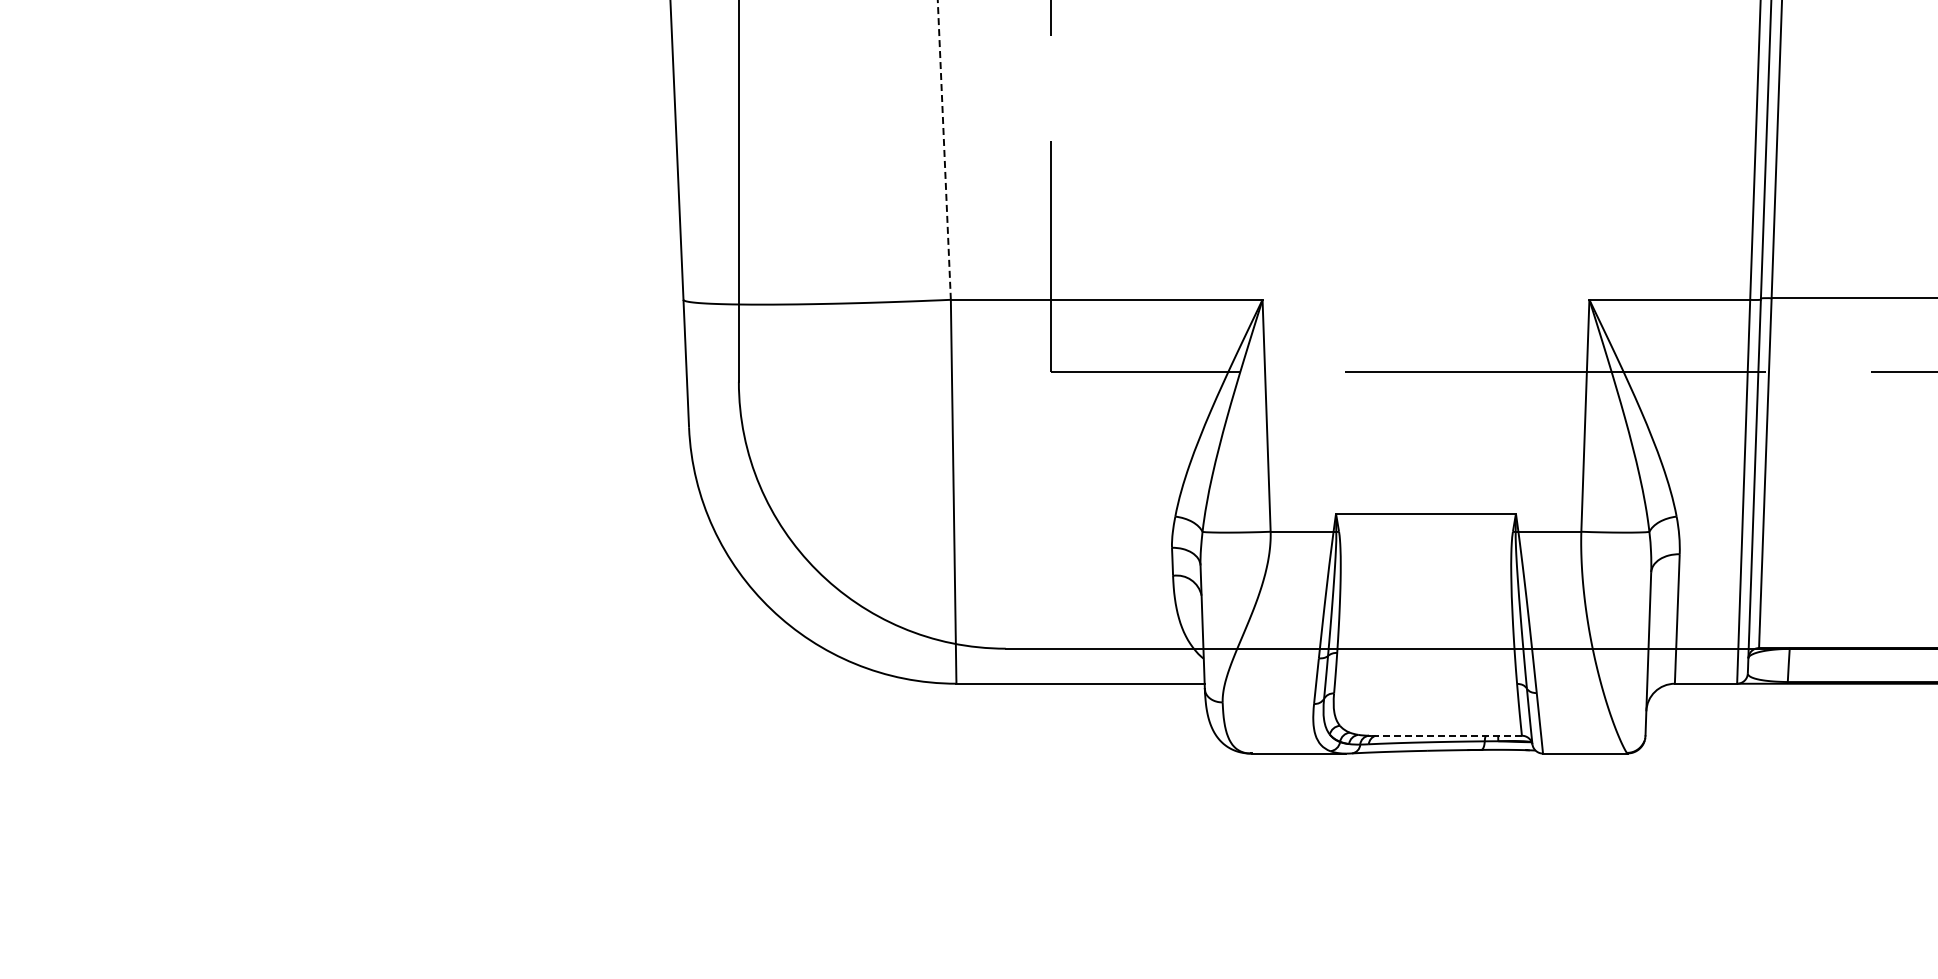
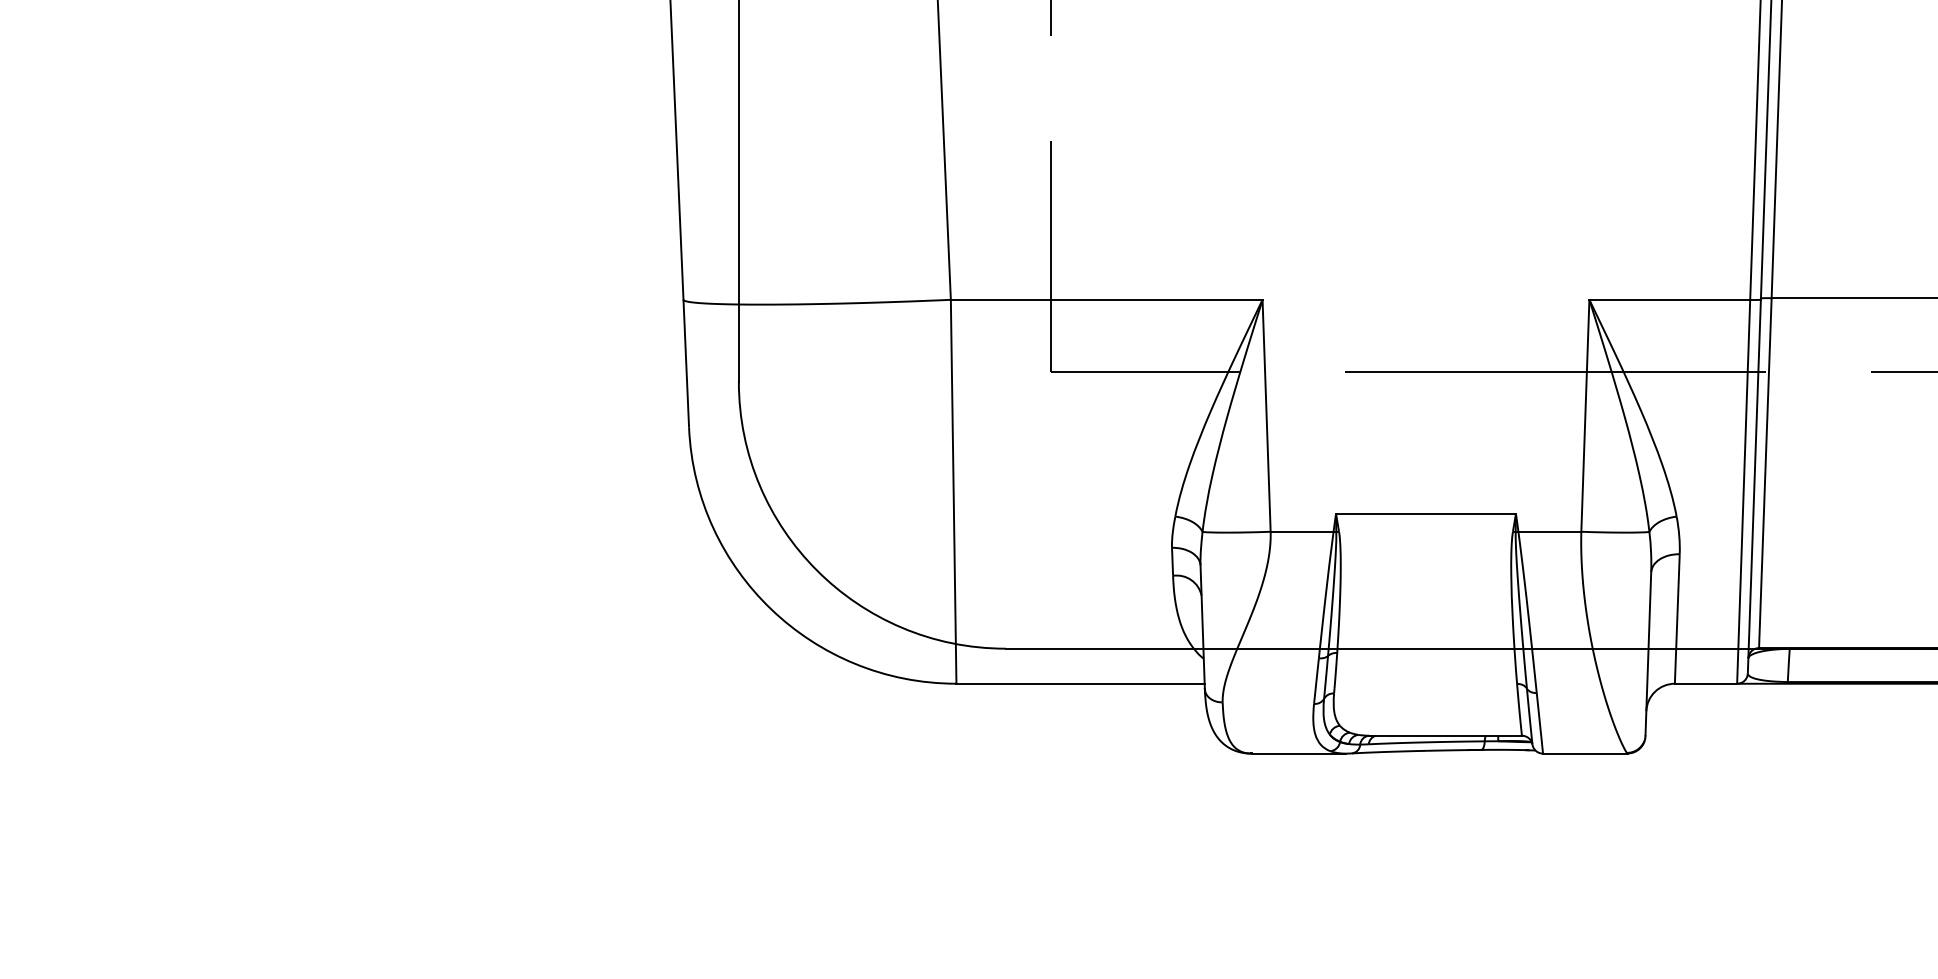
line: dashed -> solid (944, 150)
line: dashed -> solid (1446, 735)
